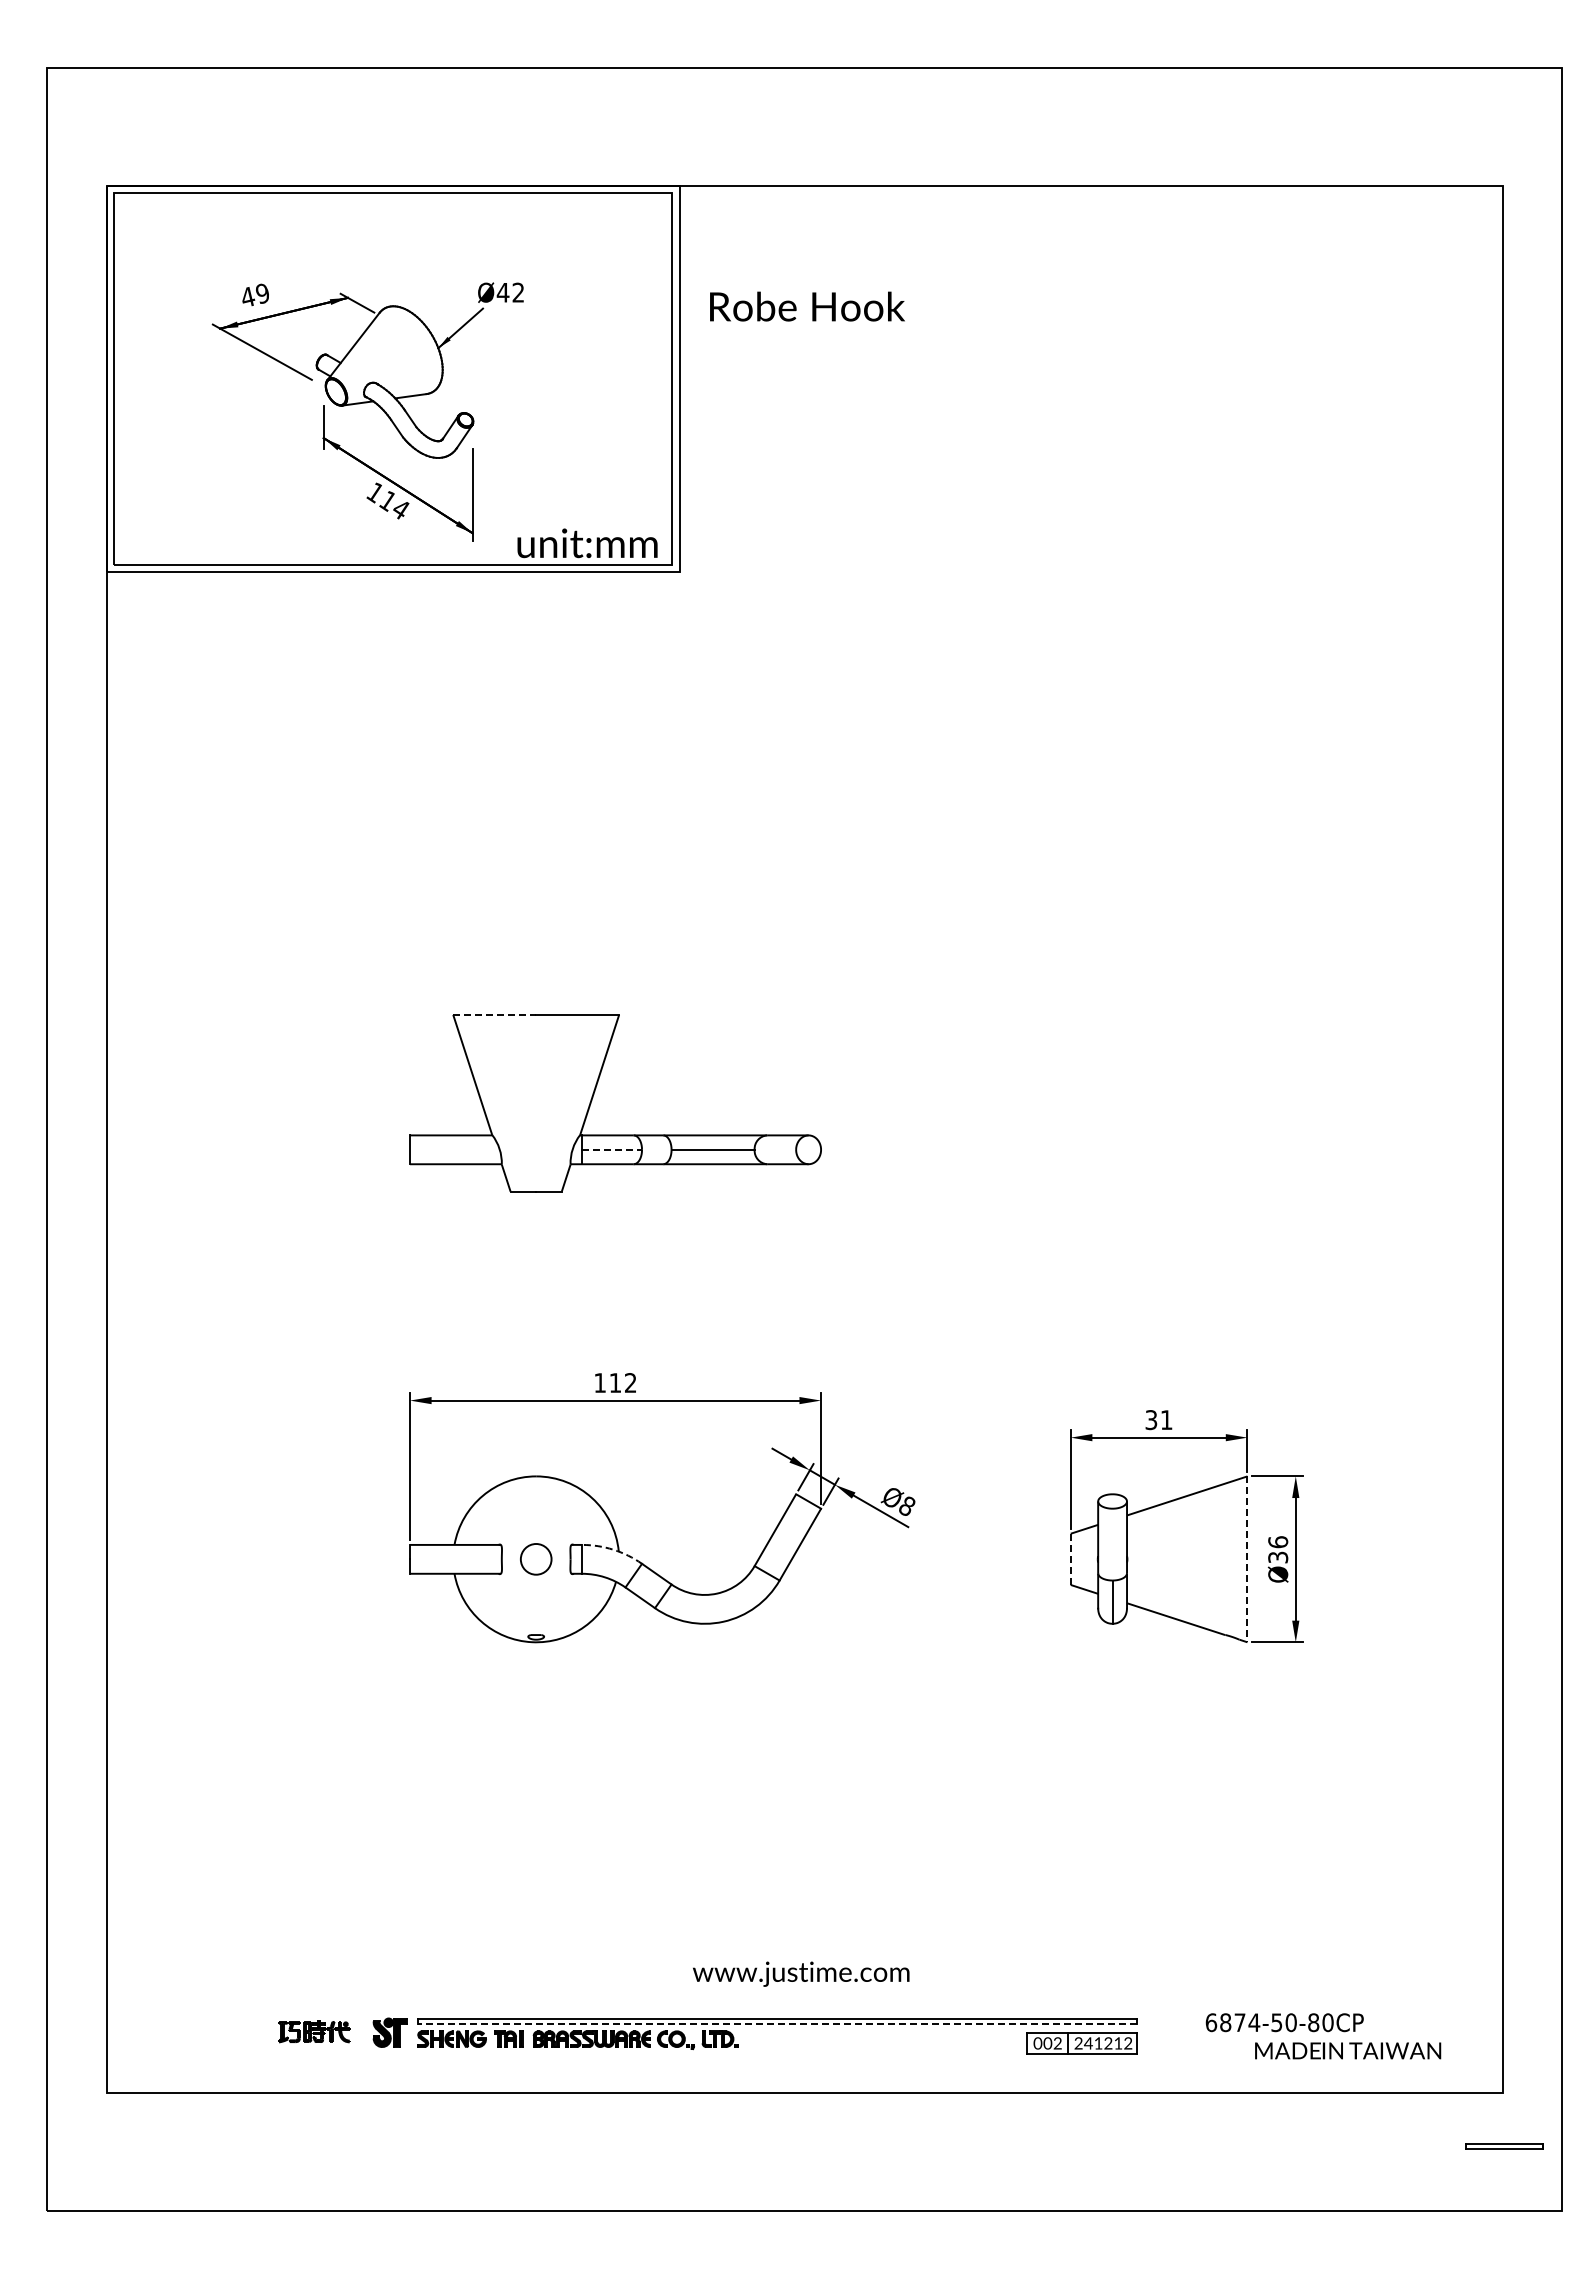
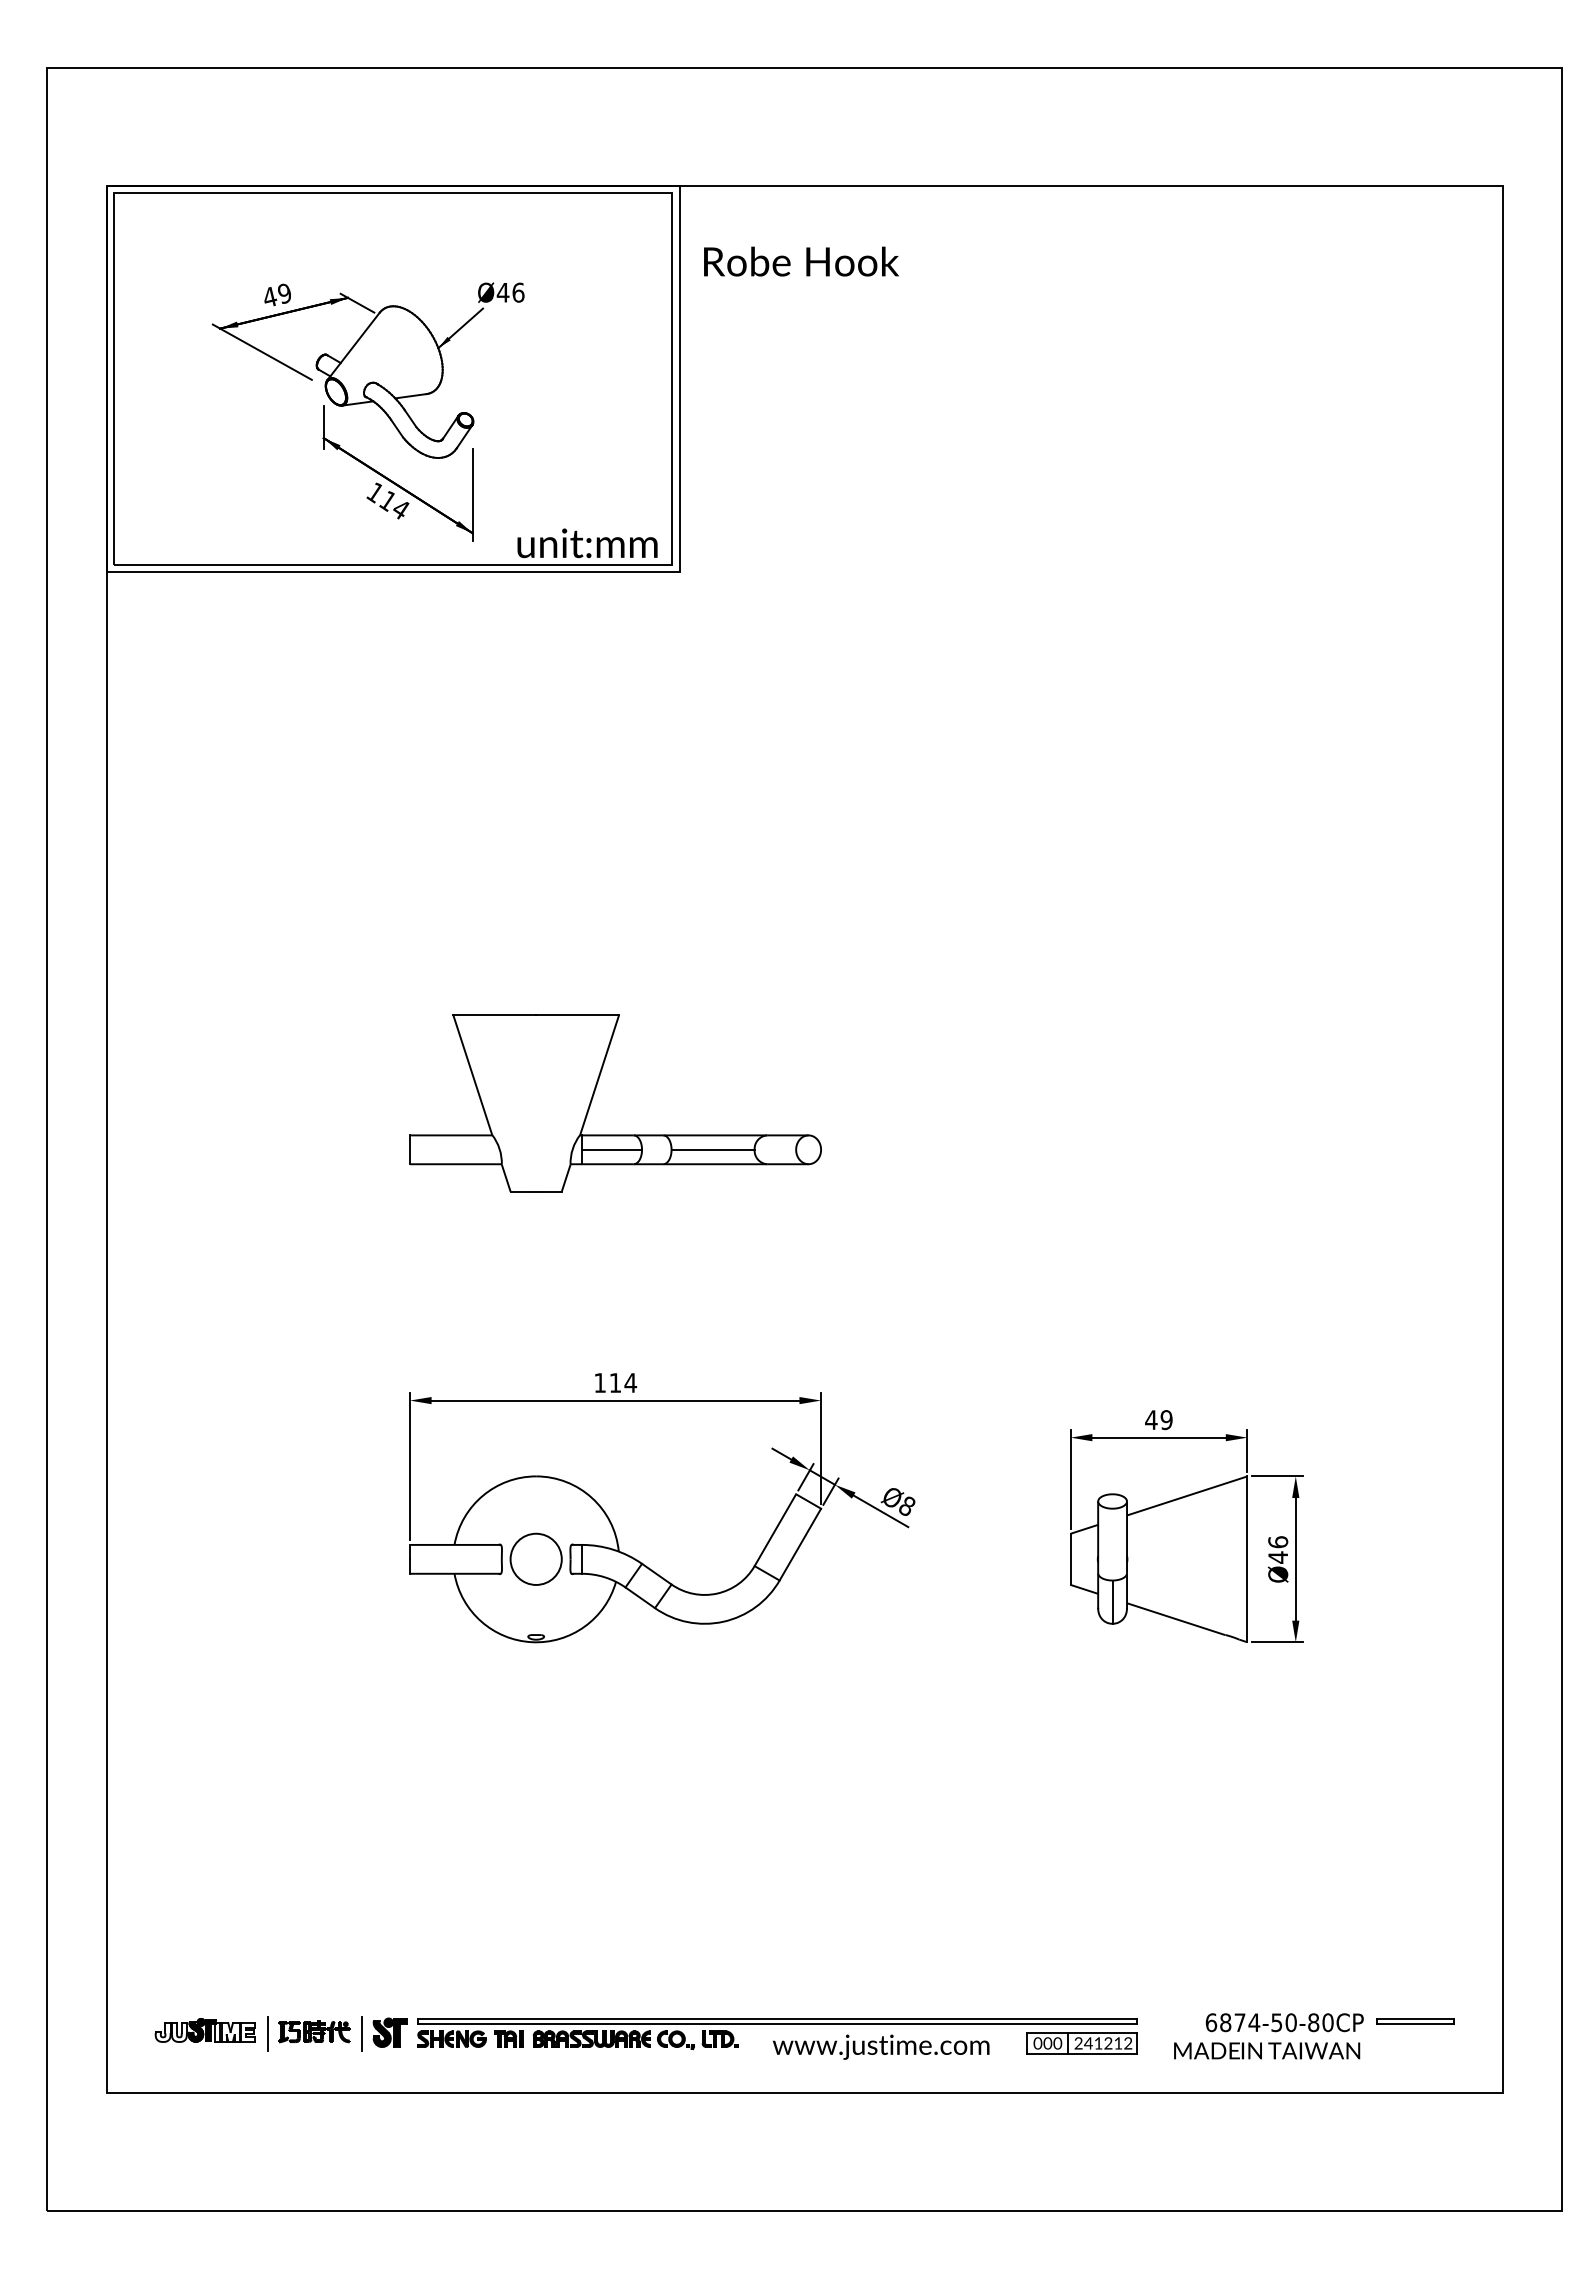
text: Ø42 -> Ø46 (518, 292)
text position: (255, 294) -> (277, 294) (277, 294)
text position: (807, 306) -> (801, 261) (801, 261)
line: dashed -> solid (495, 1014)
line: dashed -> solid (612, 1149)
text: 112 -> 114 (630, 1382)
text: 31 -> 49 (1158, 1420)
arc: dashed -> solid (613, 1549)
text: Ø36 -> Ø46 (1278, 1557)
circle diameter: 31 px -> 51 px (535, 1558)
line: dashed -> solid (1070, 1559)
line: dashed -> solid (1247, 1559)
text position: (801, 1973) -> (881, 2046) (881, 2046)
line: dashed -> solid (777, 2024)
part: none -> present (204, 2030)
line: none -> present (267, 2033)
line: none -> present (361, 2033)
text: 002 -> 000 (1057, 2044)
text position: (1348, 2050) -> (1267, 2050) (1267, 2050)
part position: (1504, 2146) -> (1415, 2021) (1415, 2021)
